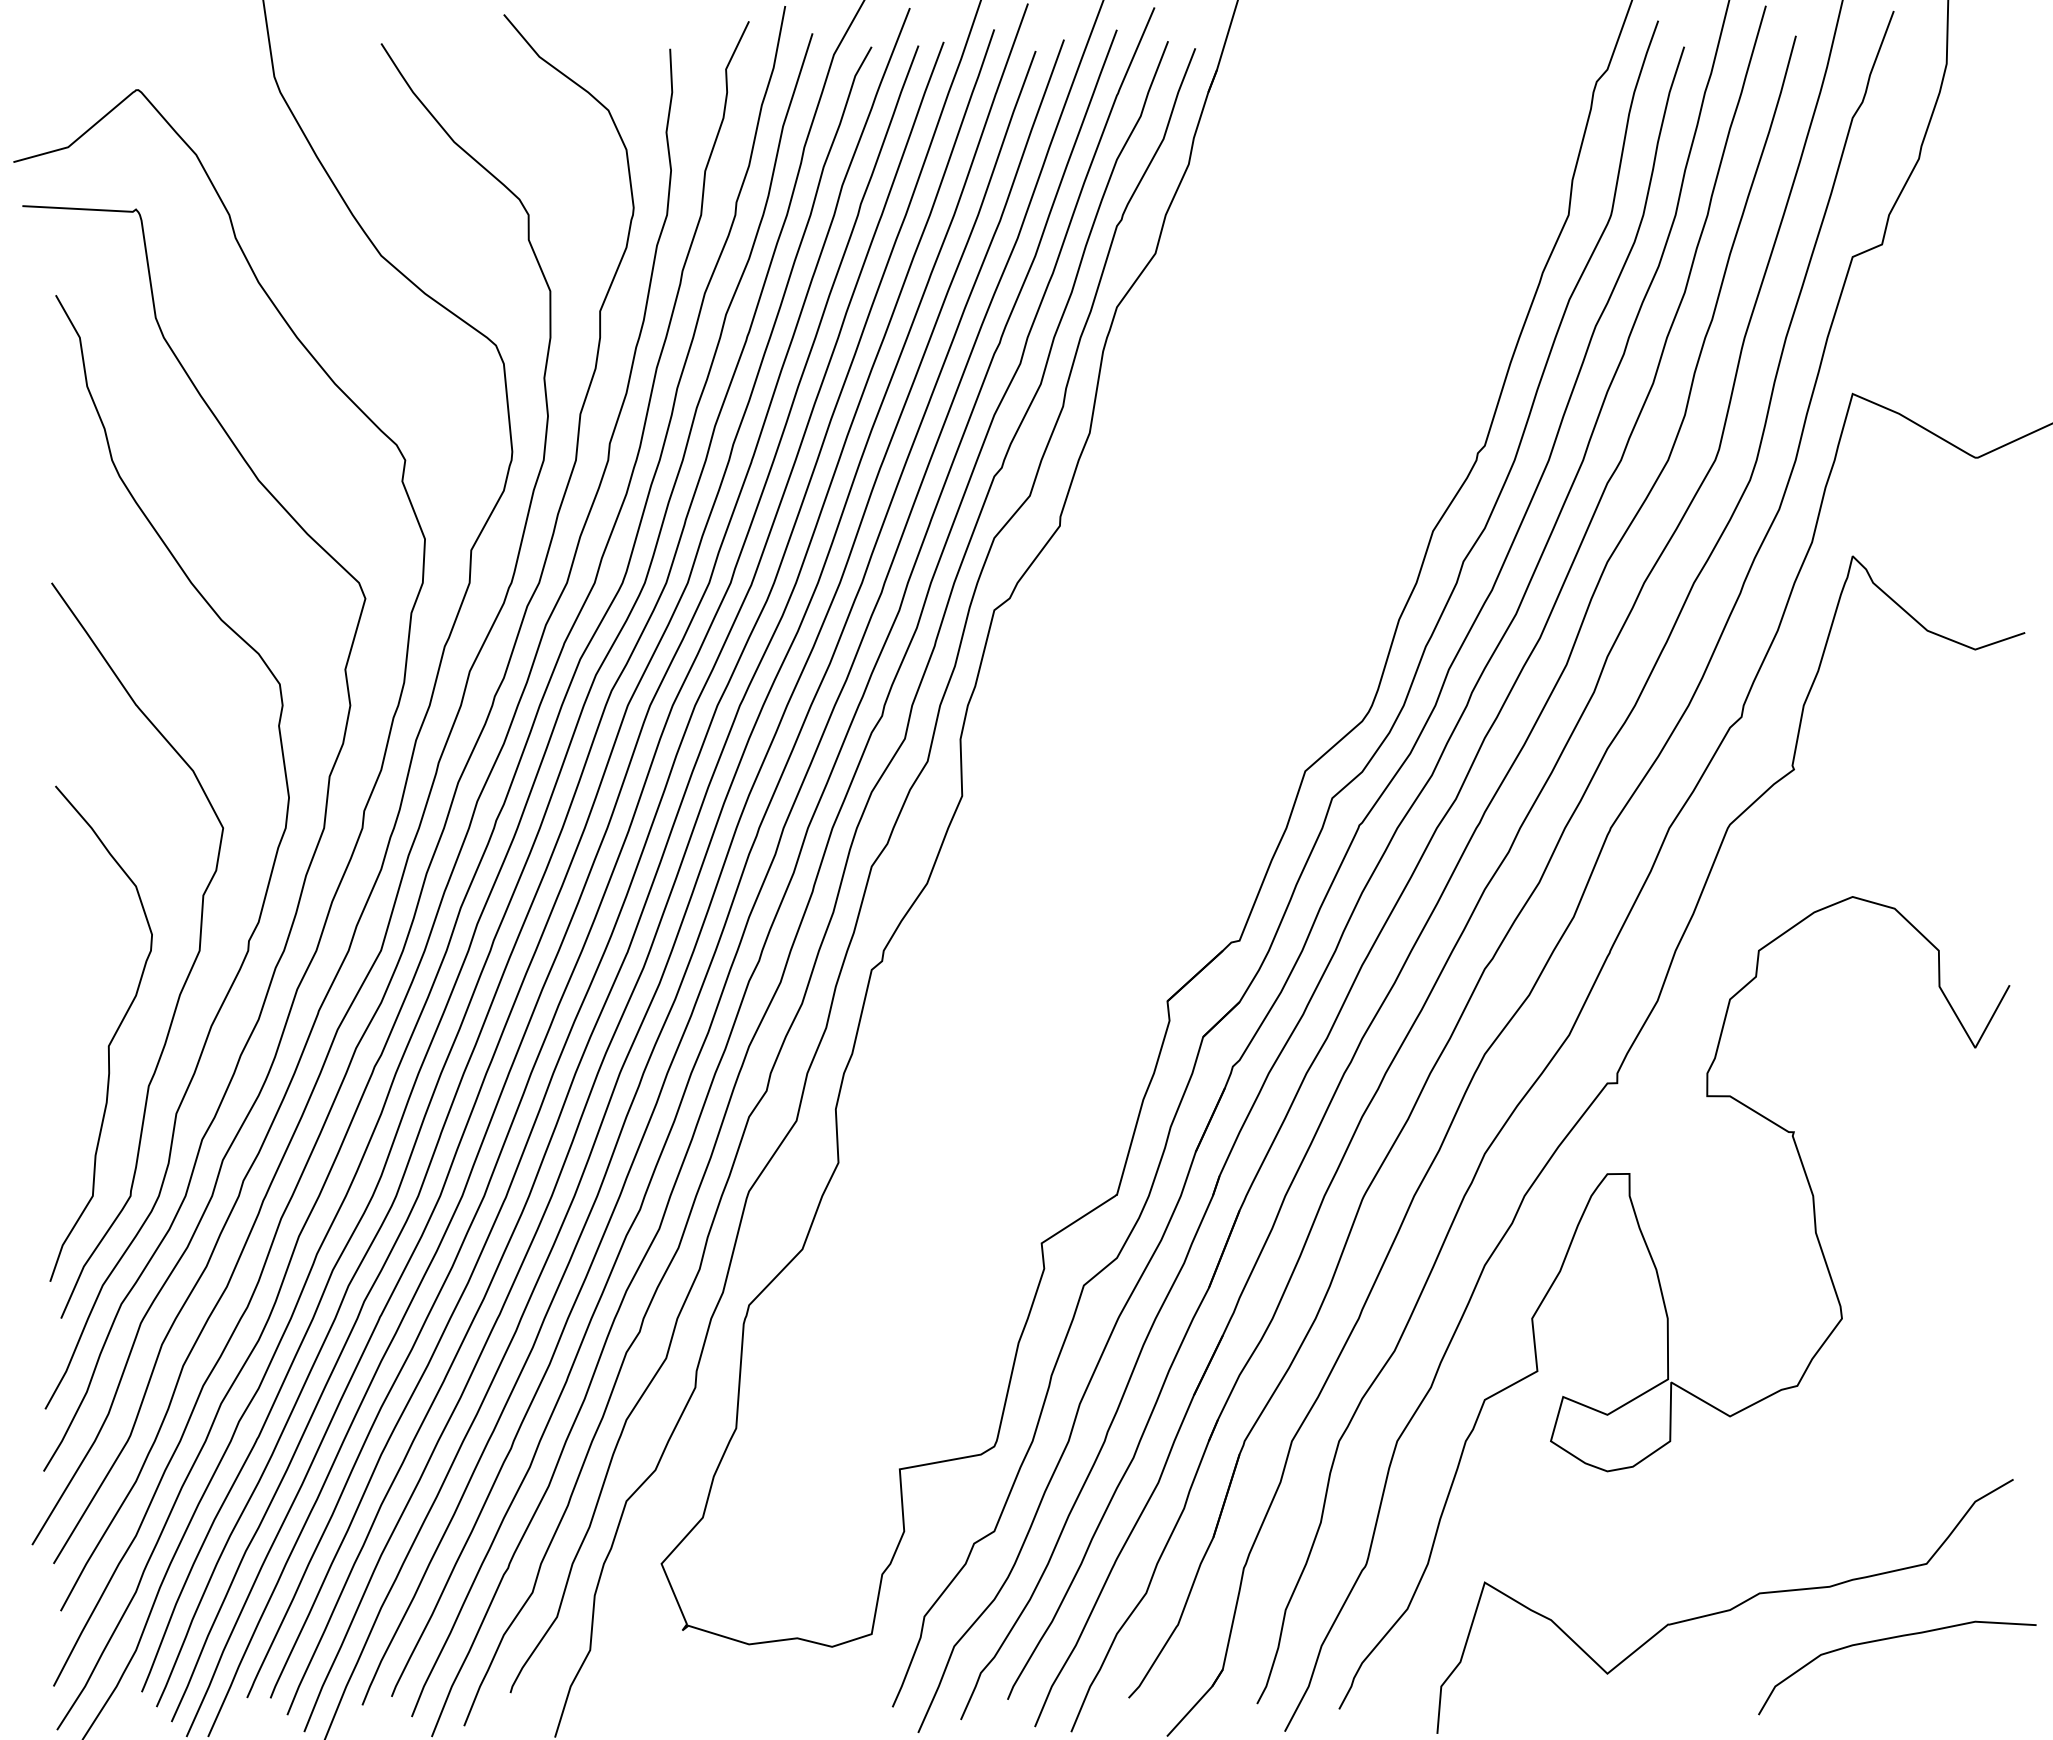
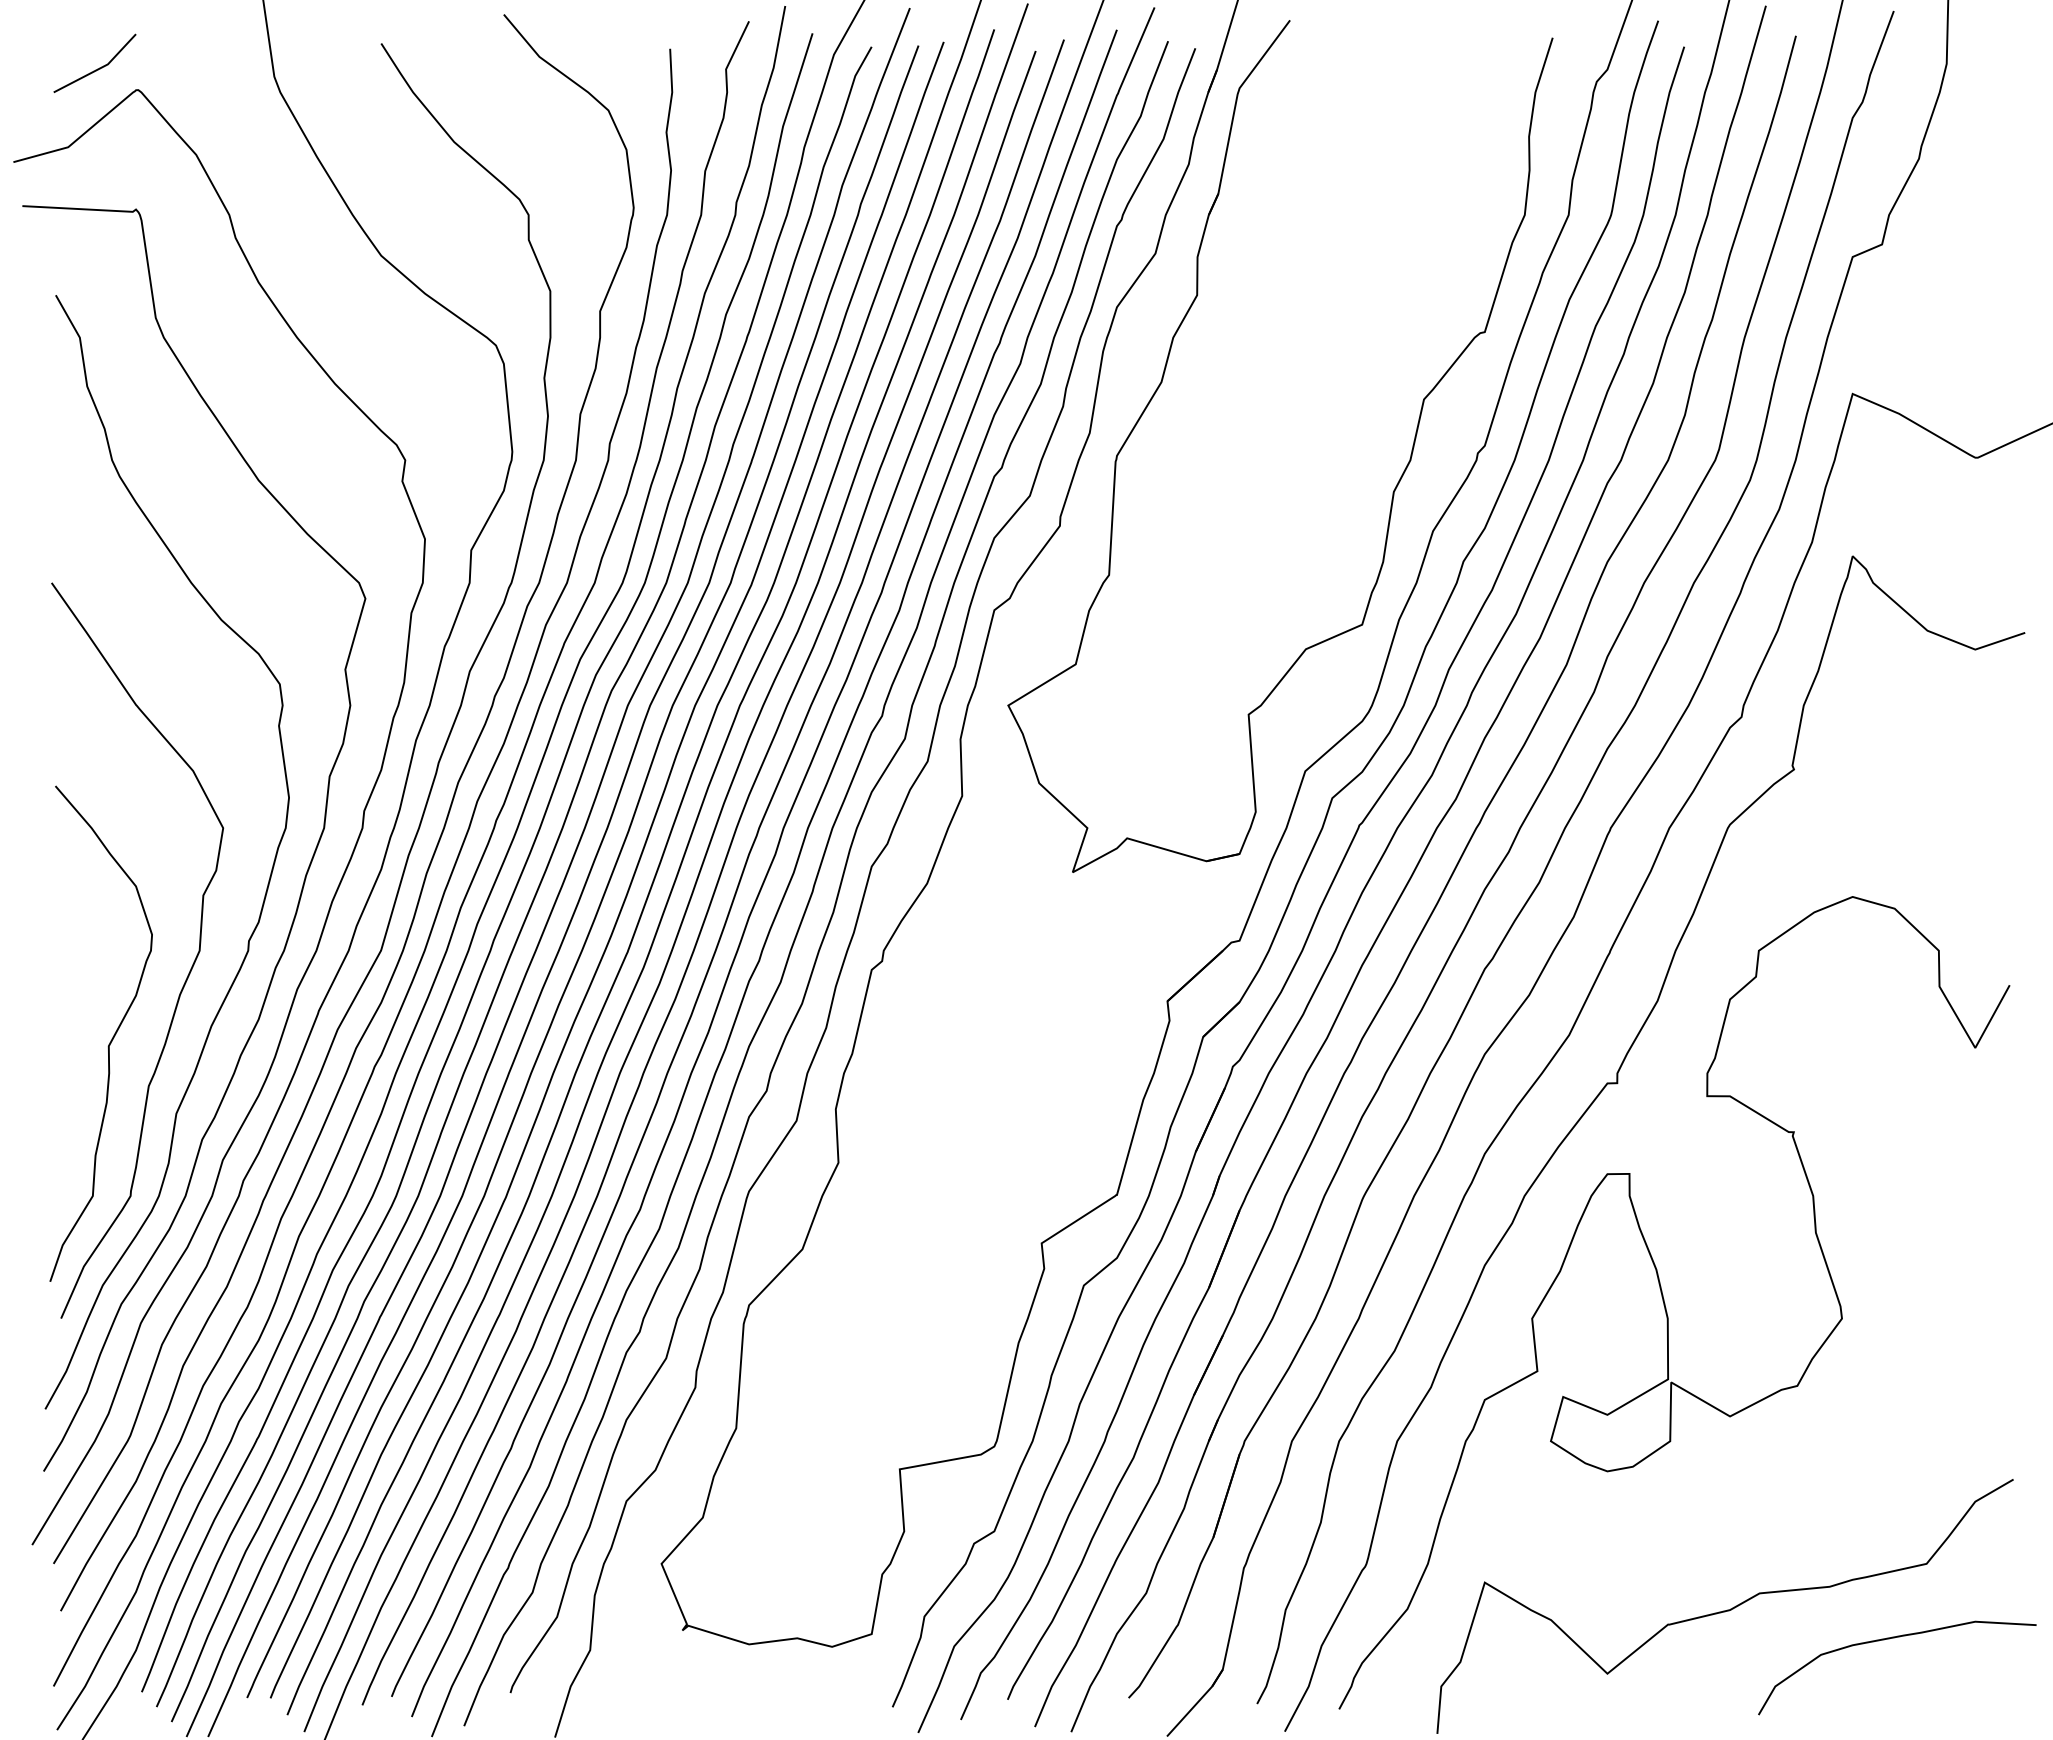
line: none -> present (97, 68)
part: none -> present (1392, 492)
